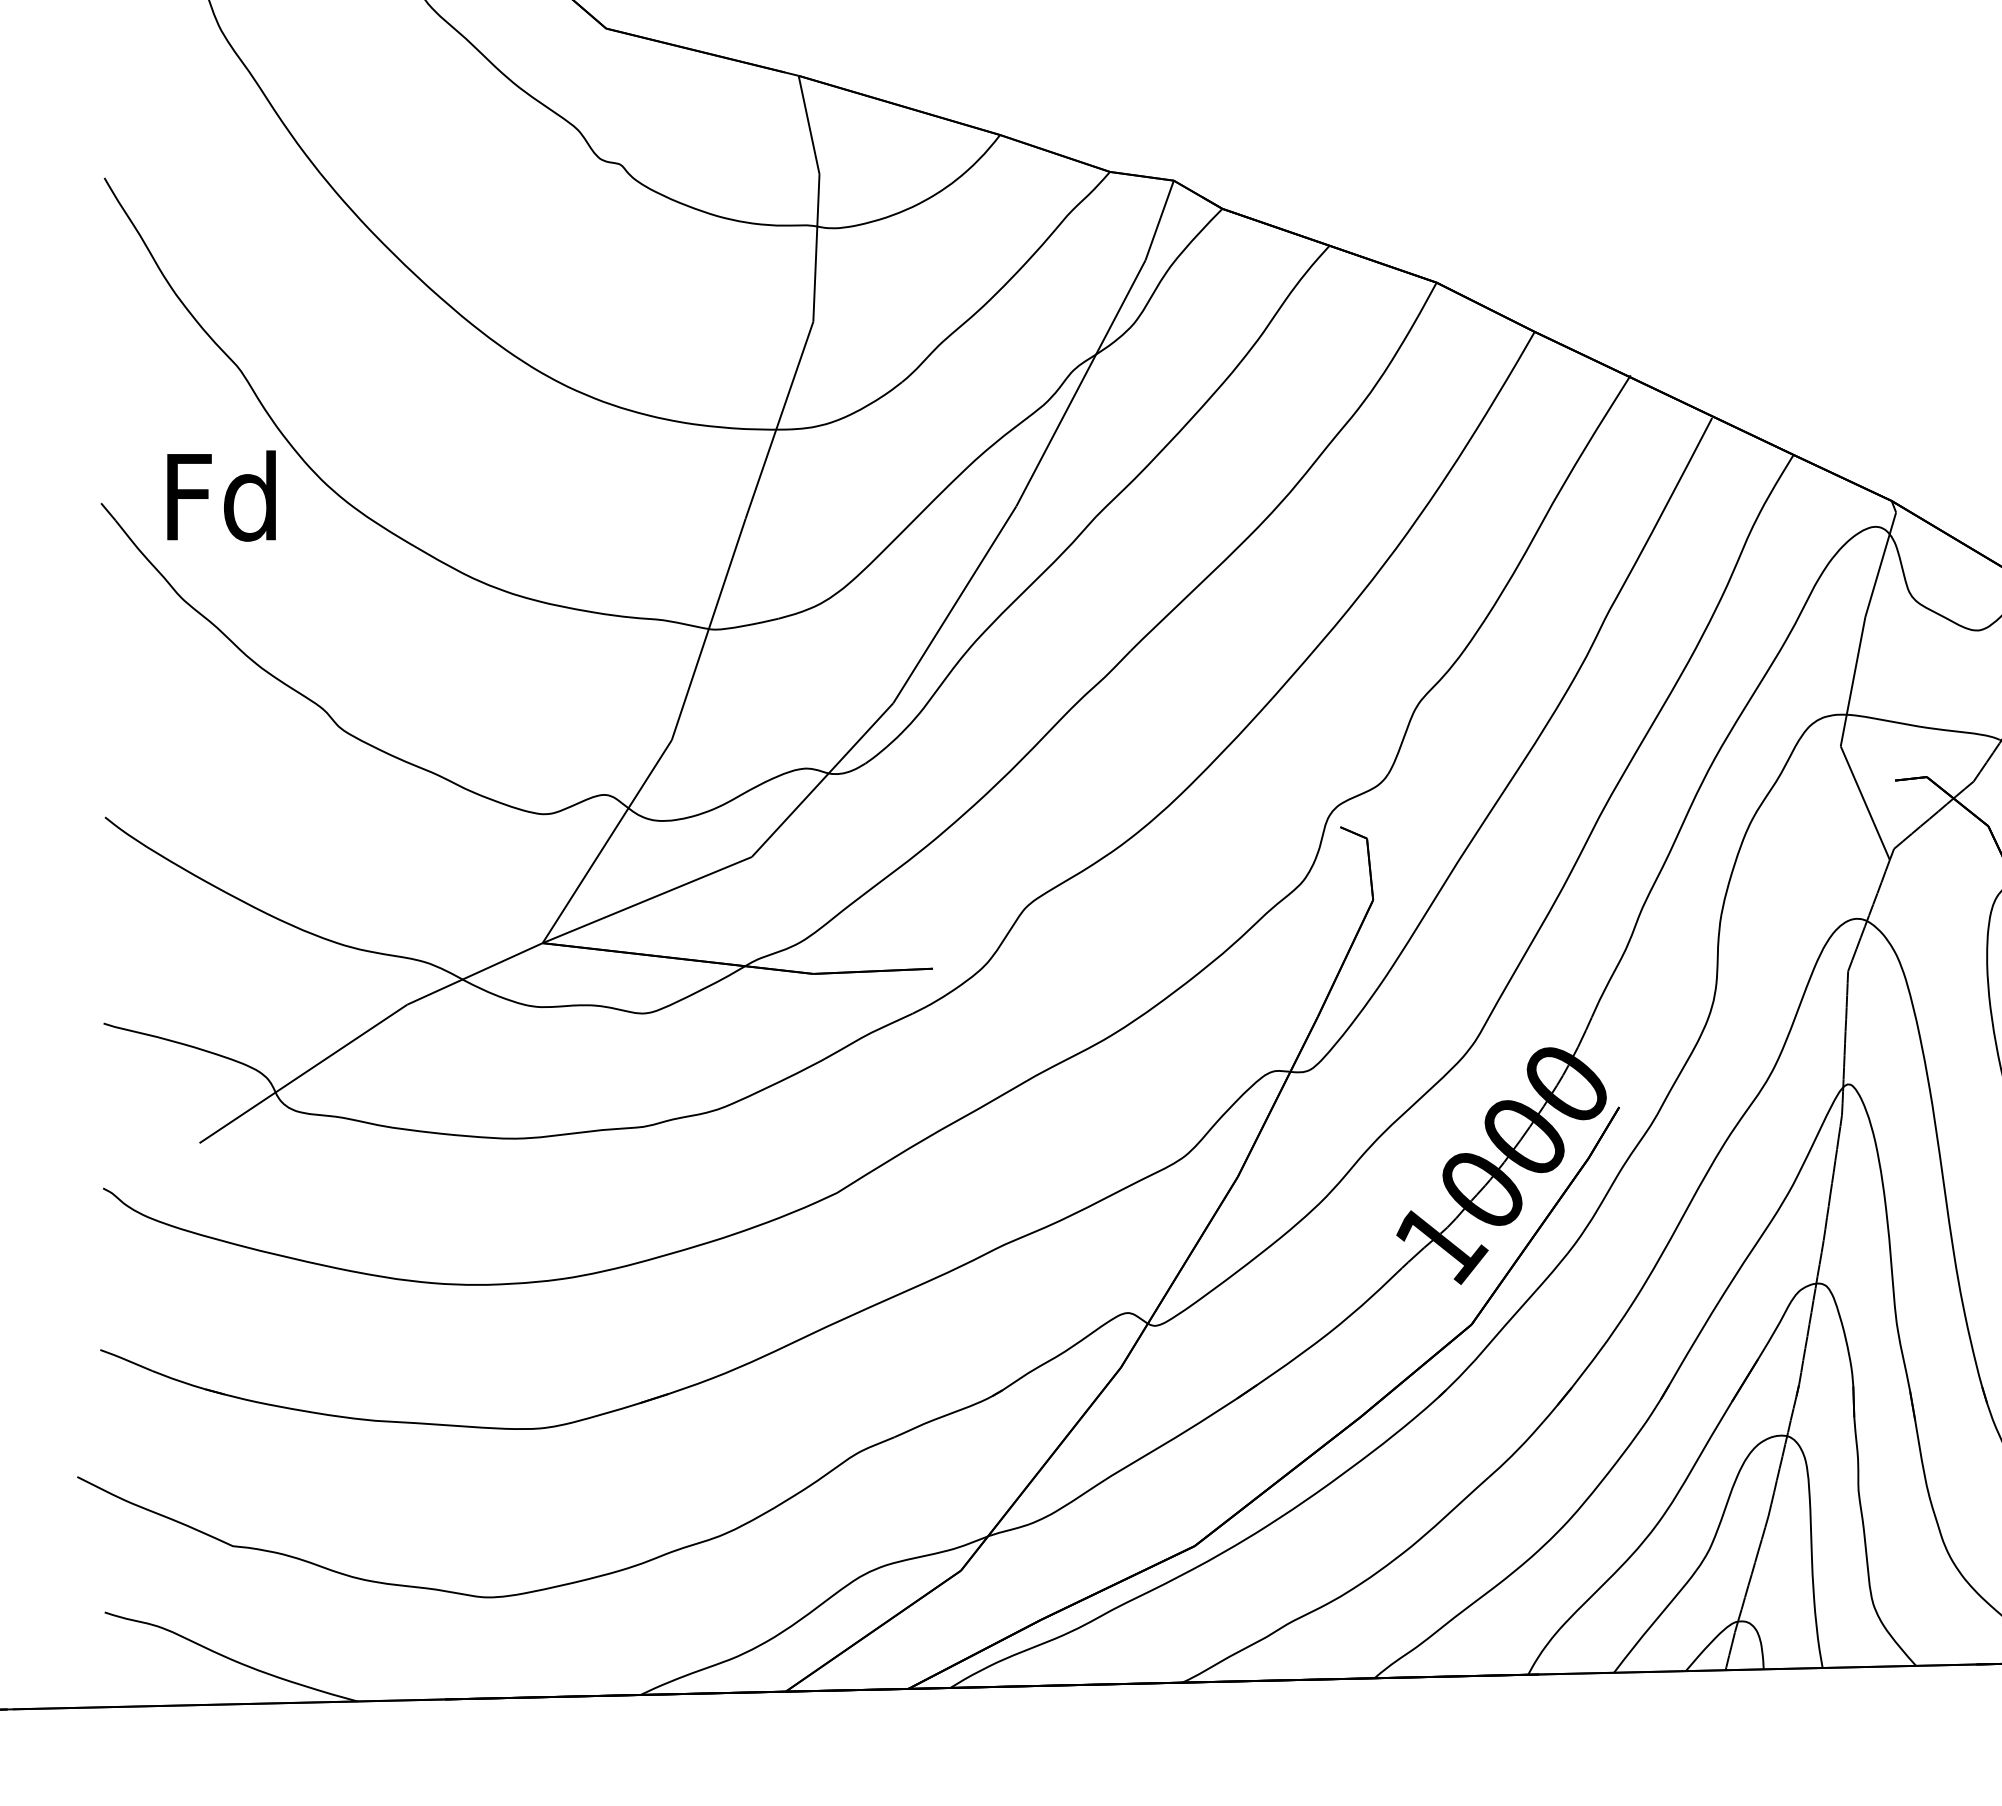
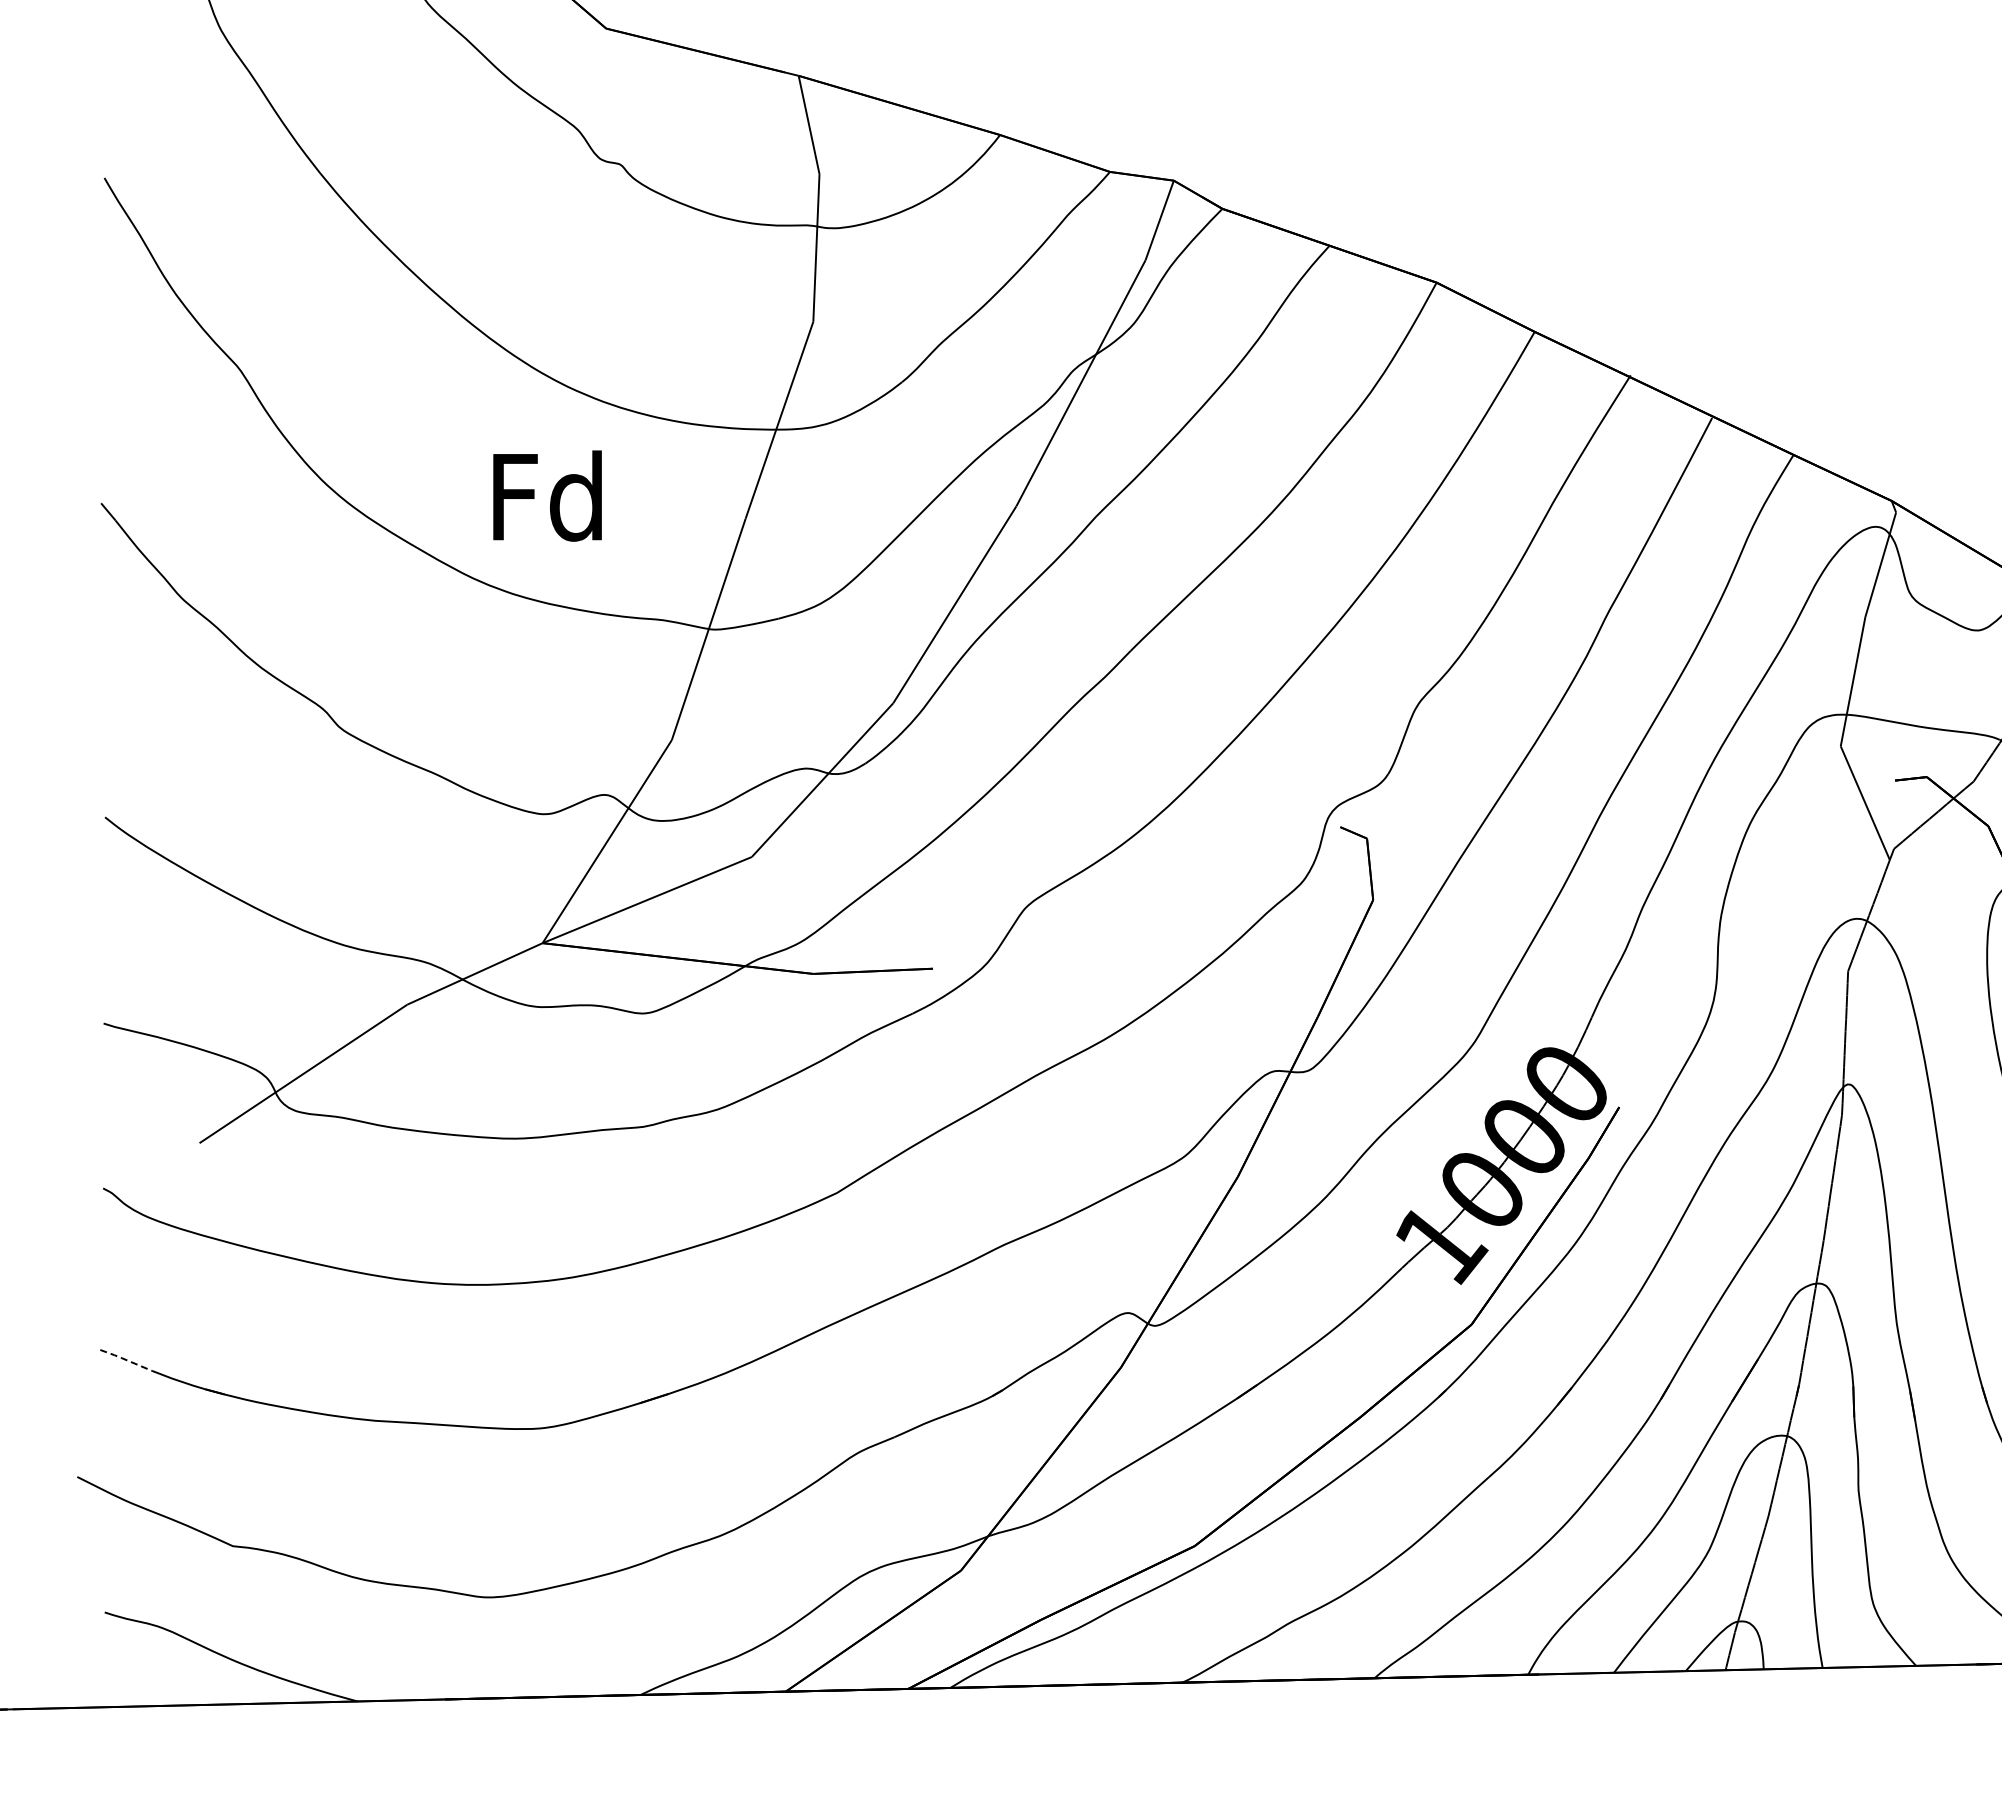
text position: (221, 495) -> (547, 495) (547, 495)
line: solid -> dashed (125, 1359)
